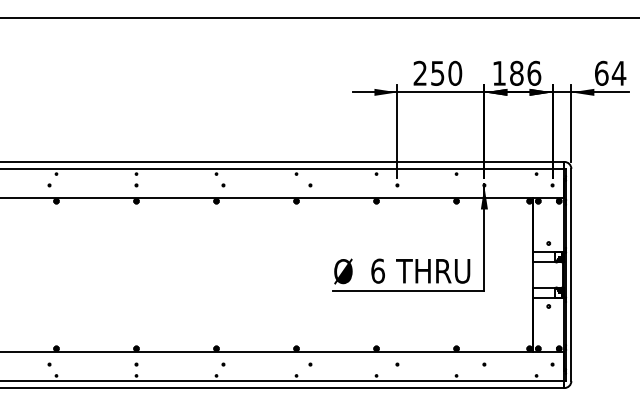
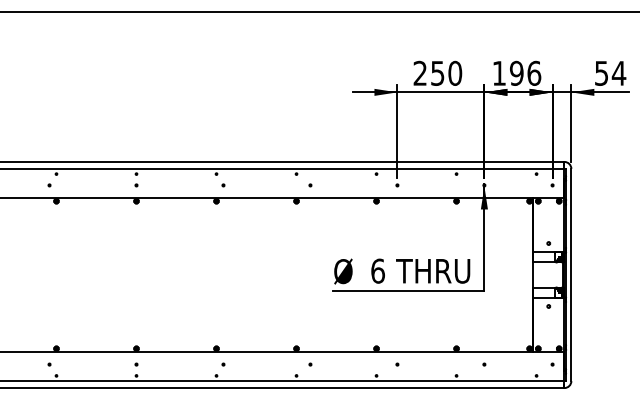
line position: (319, 17) -> (319, 11) (319, 11)
text: 64 -> 54 (601, 72)
text: 186 -> 196 (516, 73)
